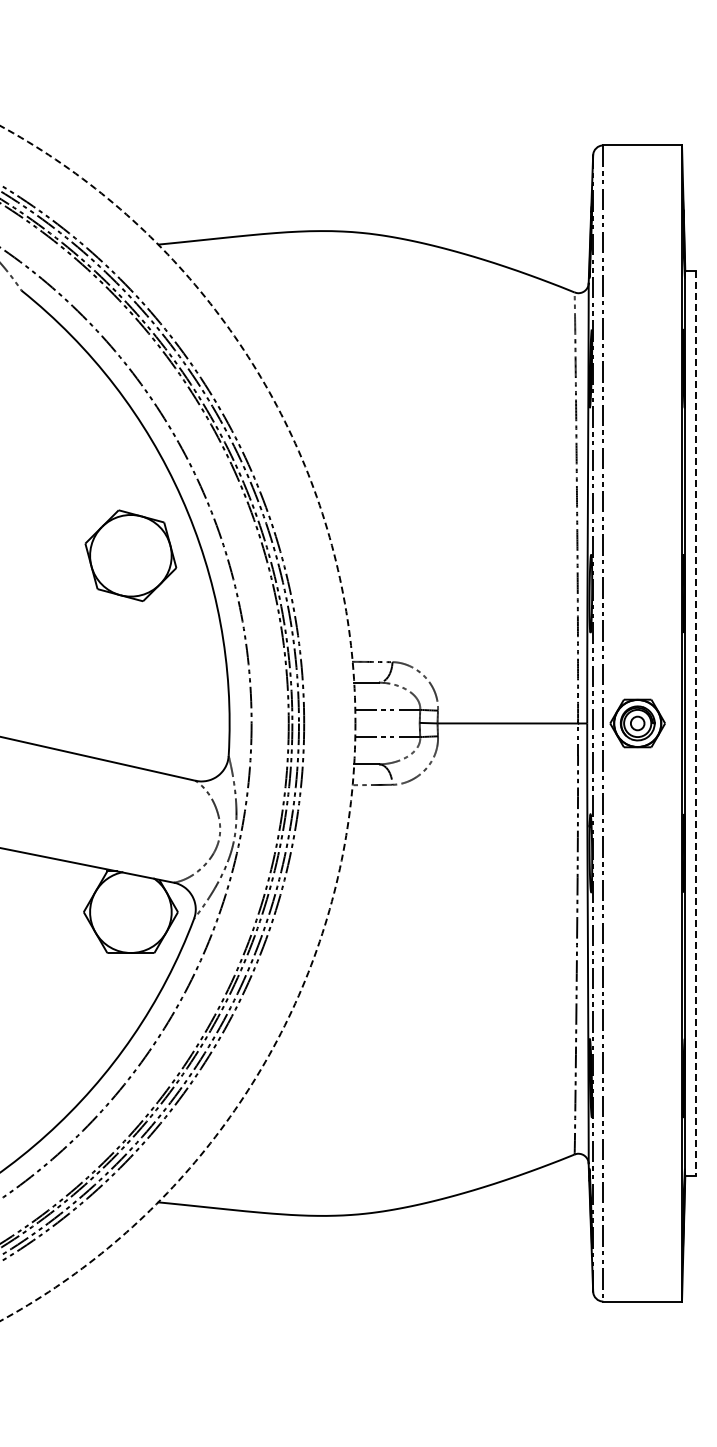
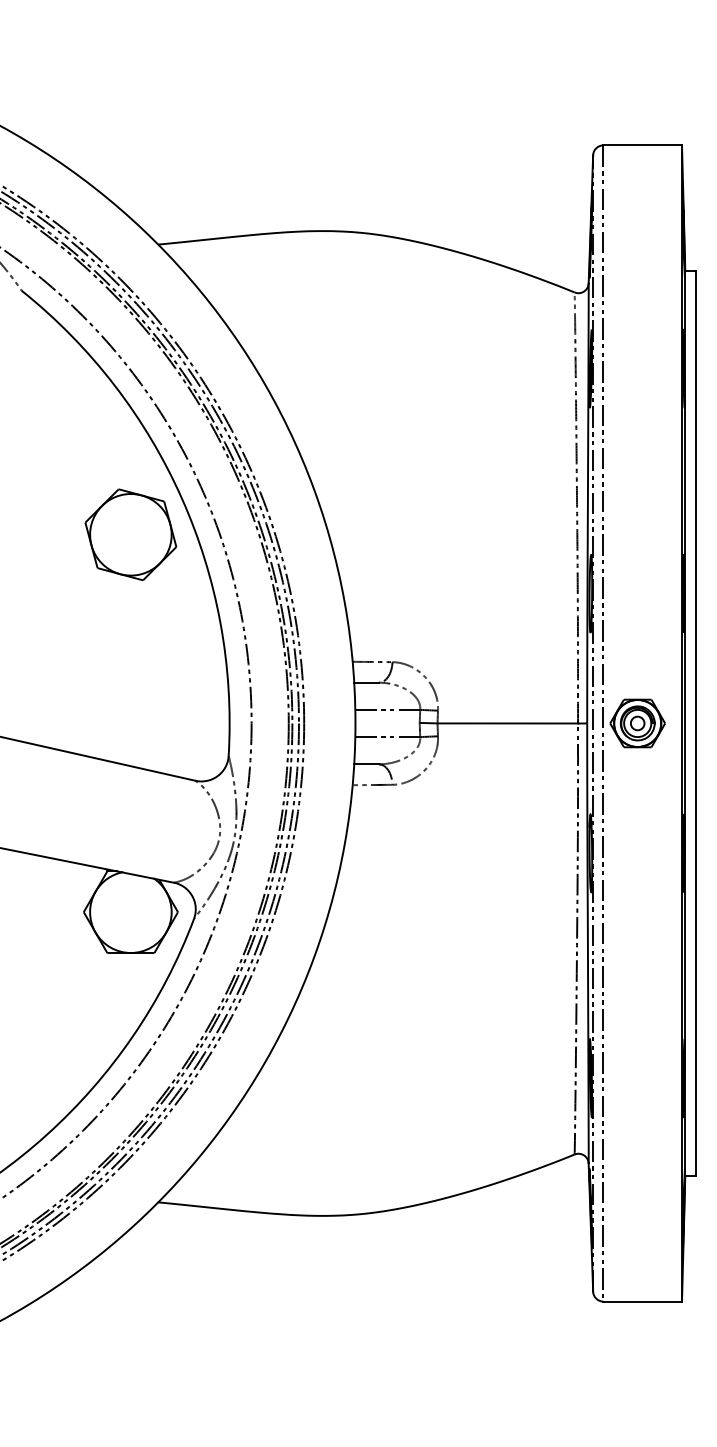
part position: (130, 555) -> (130, 534) (130, 534)
circle: dashed -> solid (177, 723)
line: dashed -> solid (695, 724)
